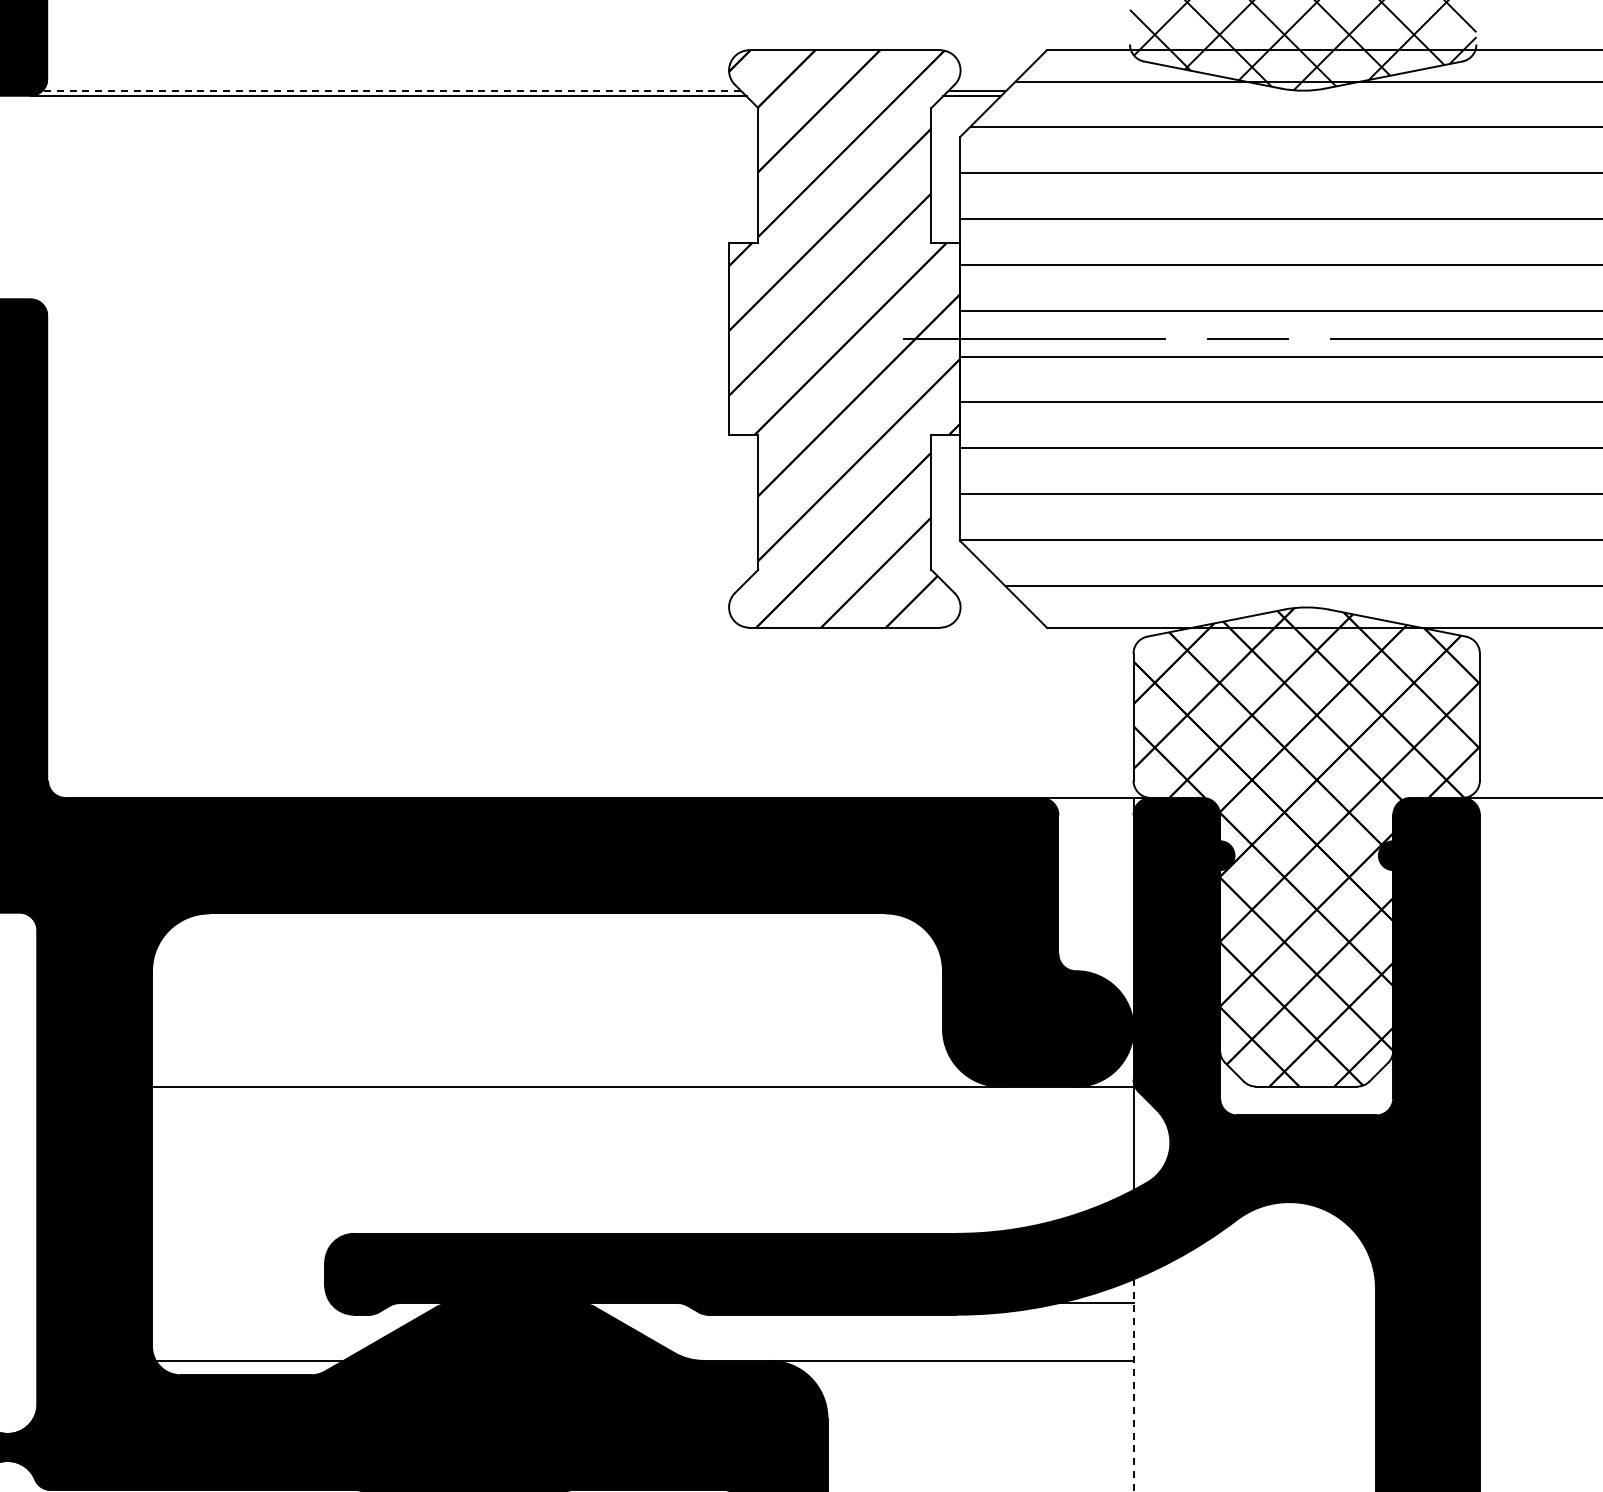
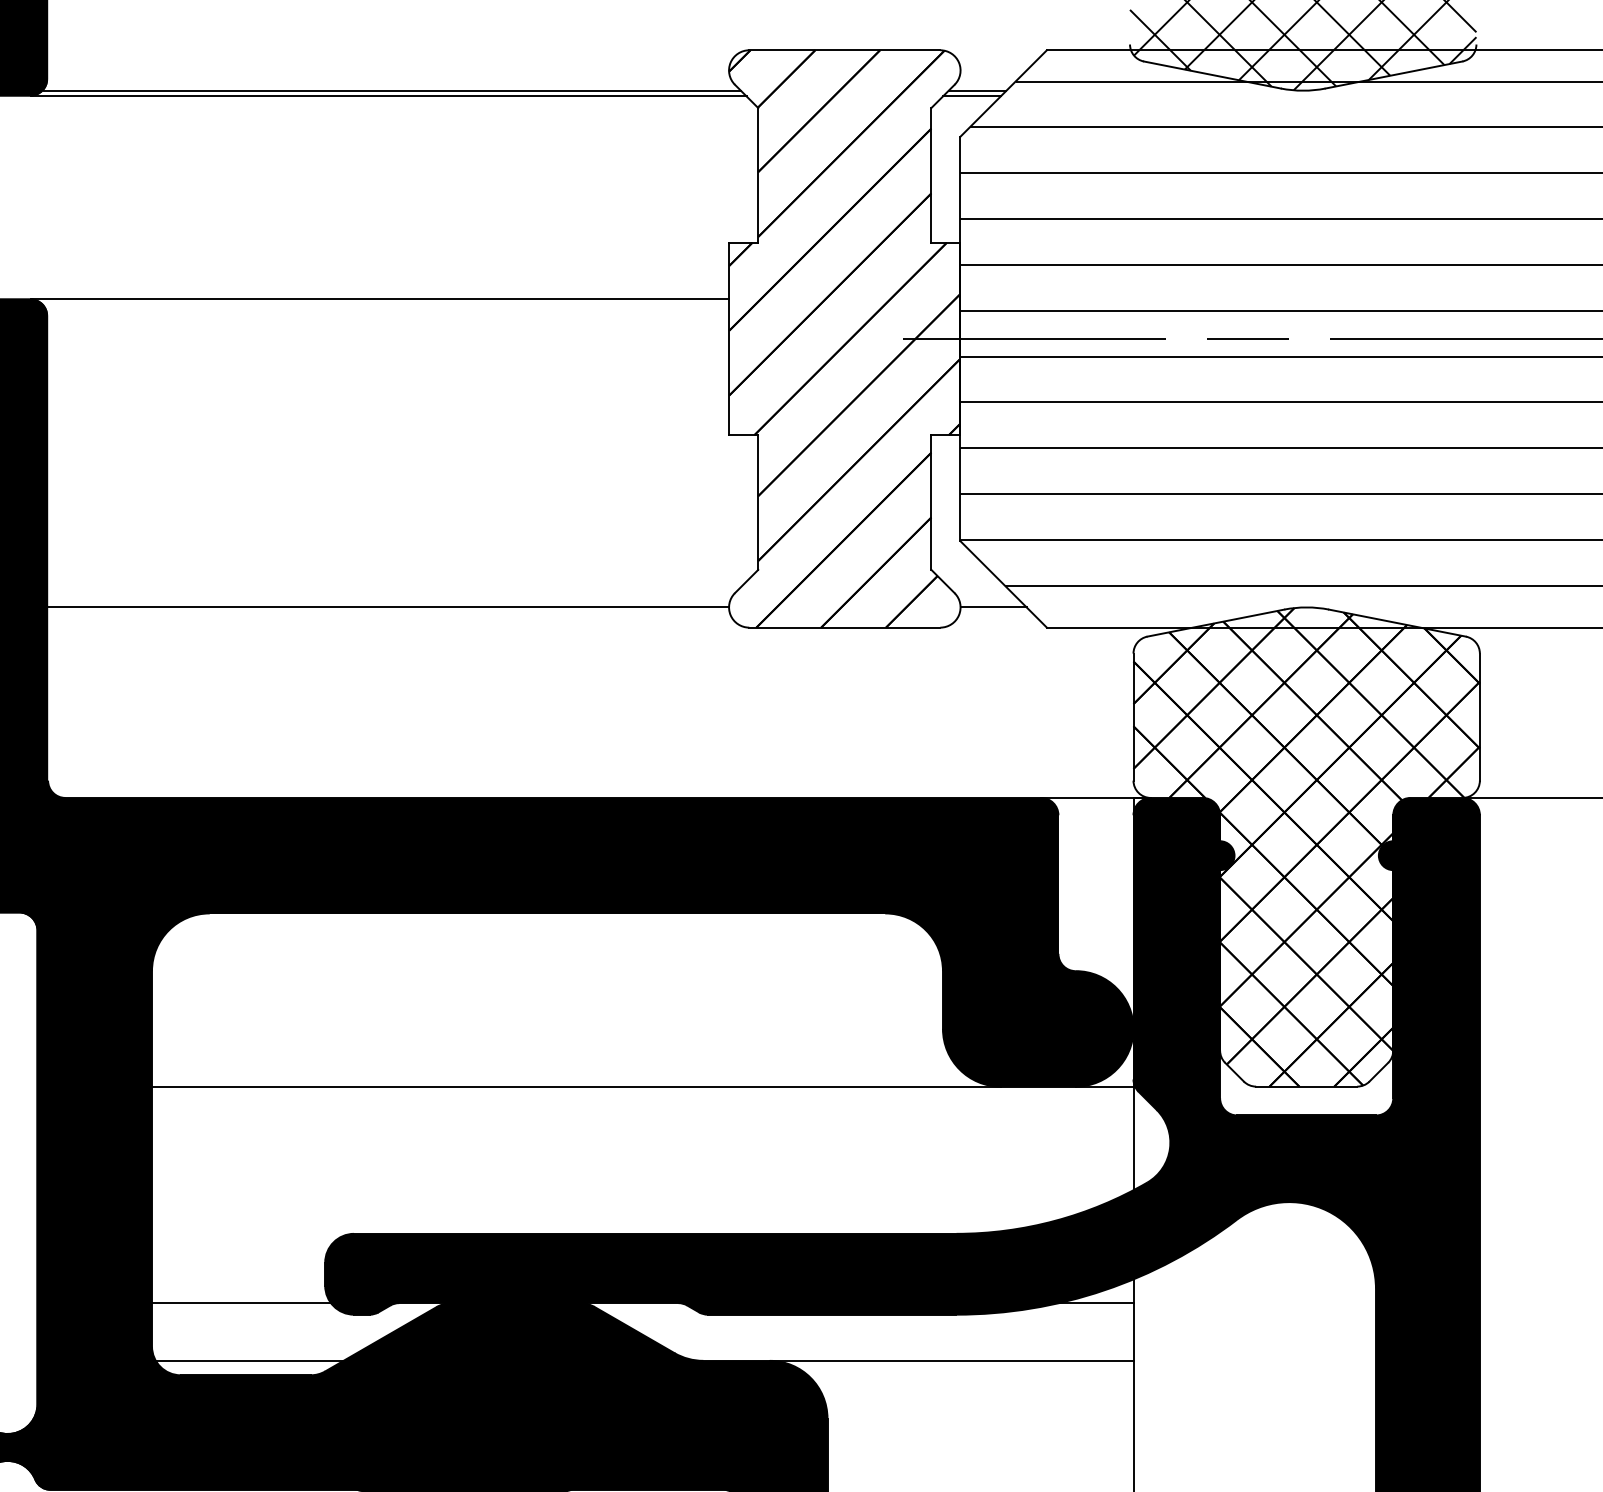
line: dashed -> solid (392, 90)
line: none -> present (379, 298)
line: none -> present (388, 607)
line: none -> present (993, 607)
line: none -> present (241, 1303)
line: dashed -> solid (1133, 1385)
